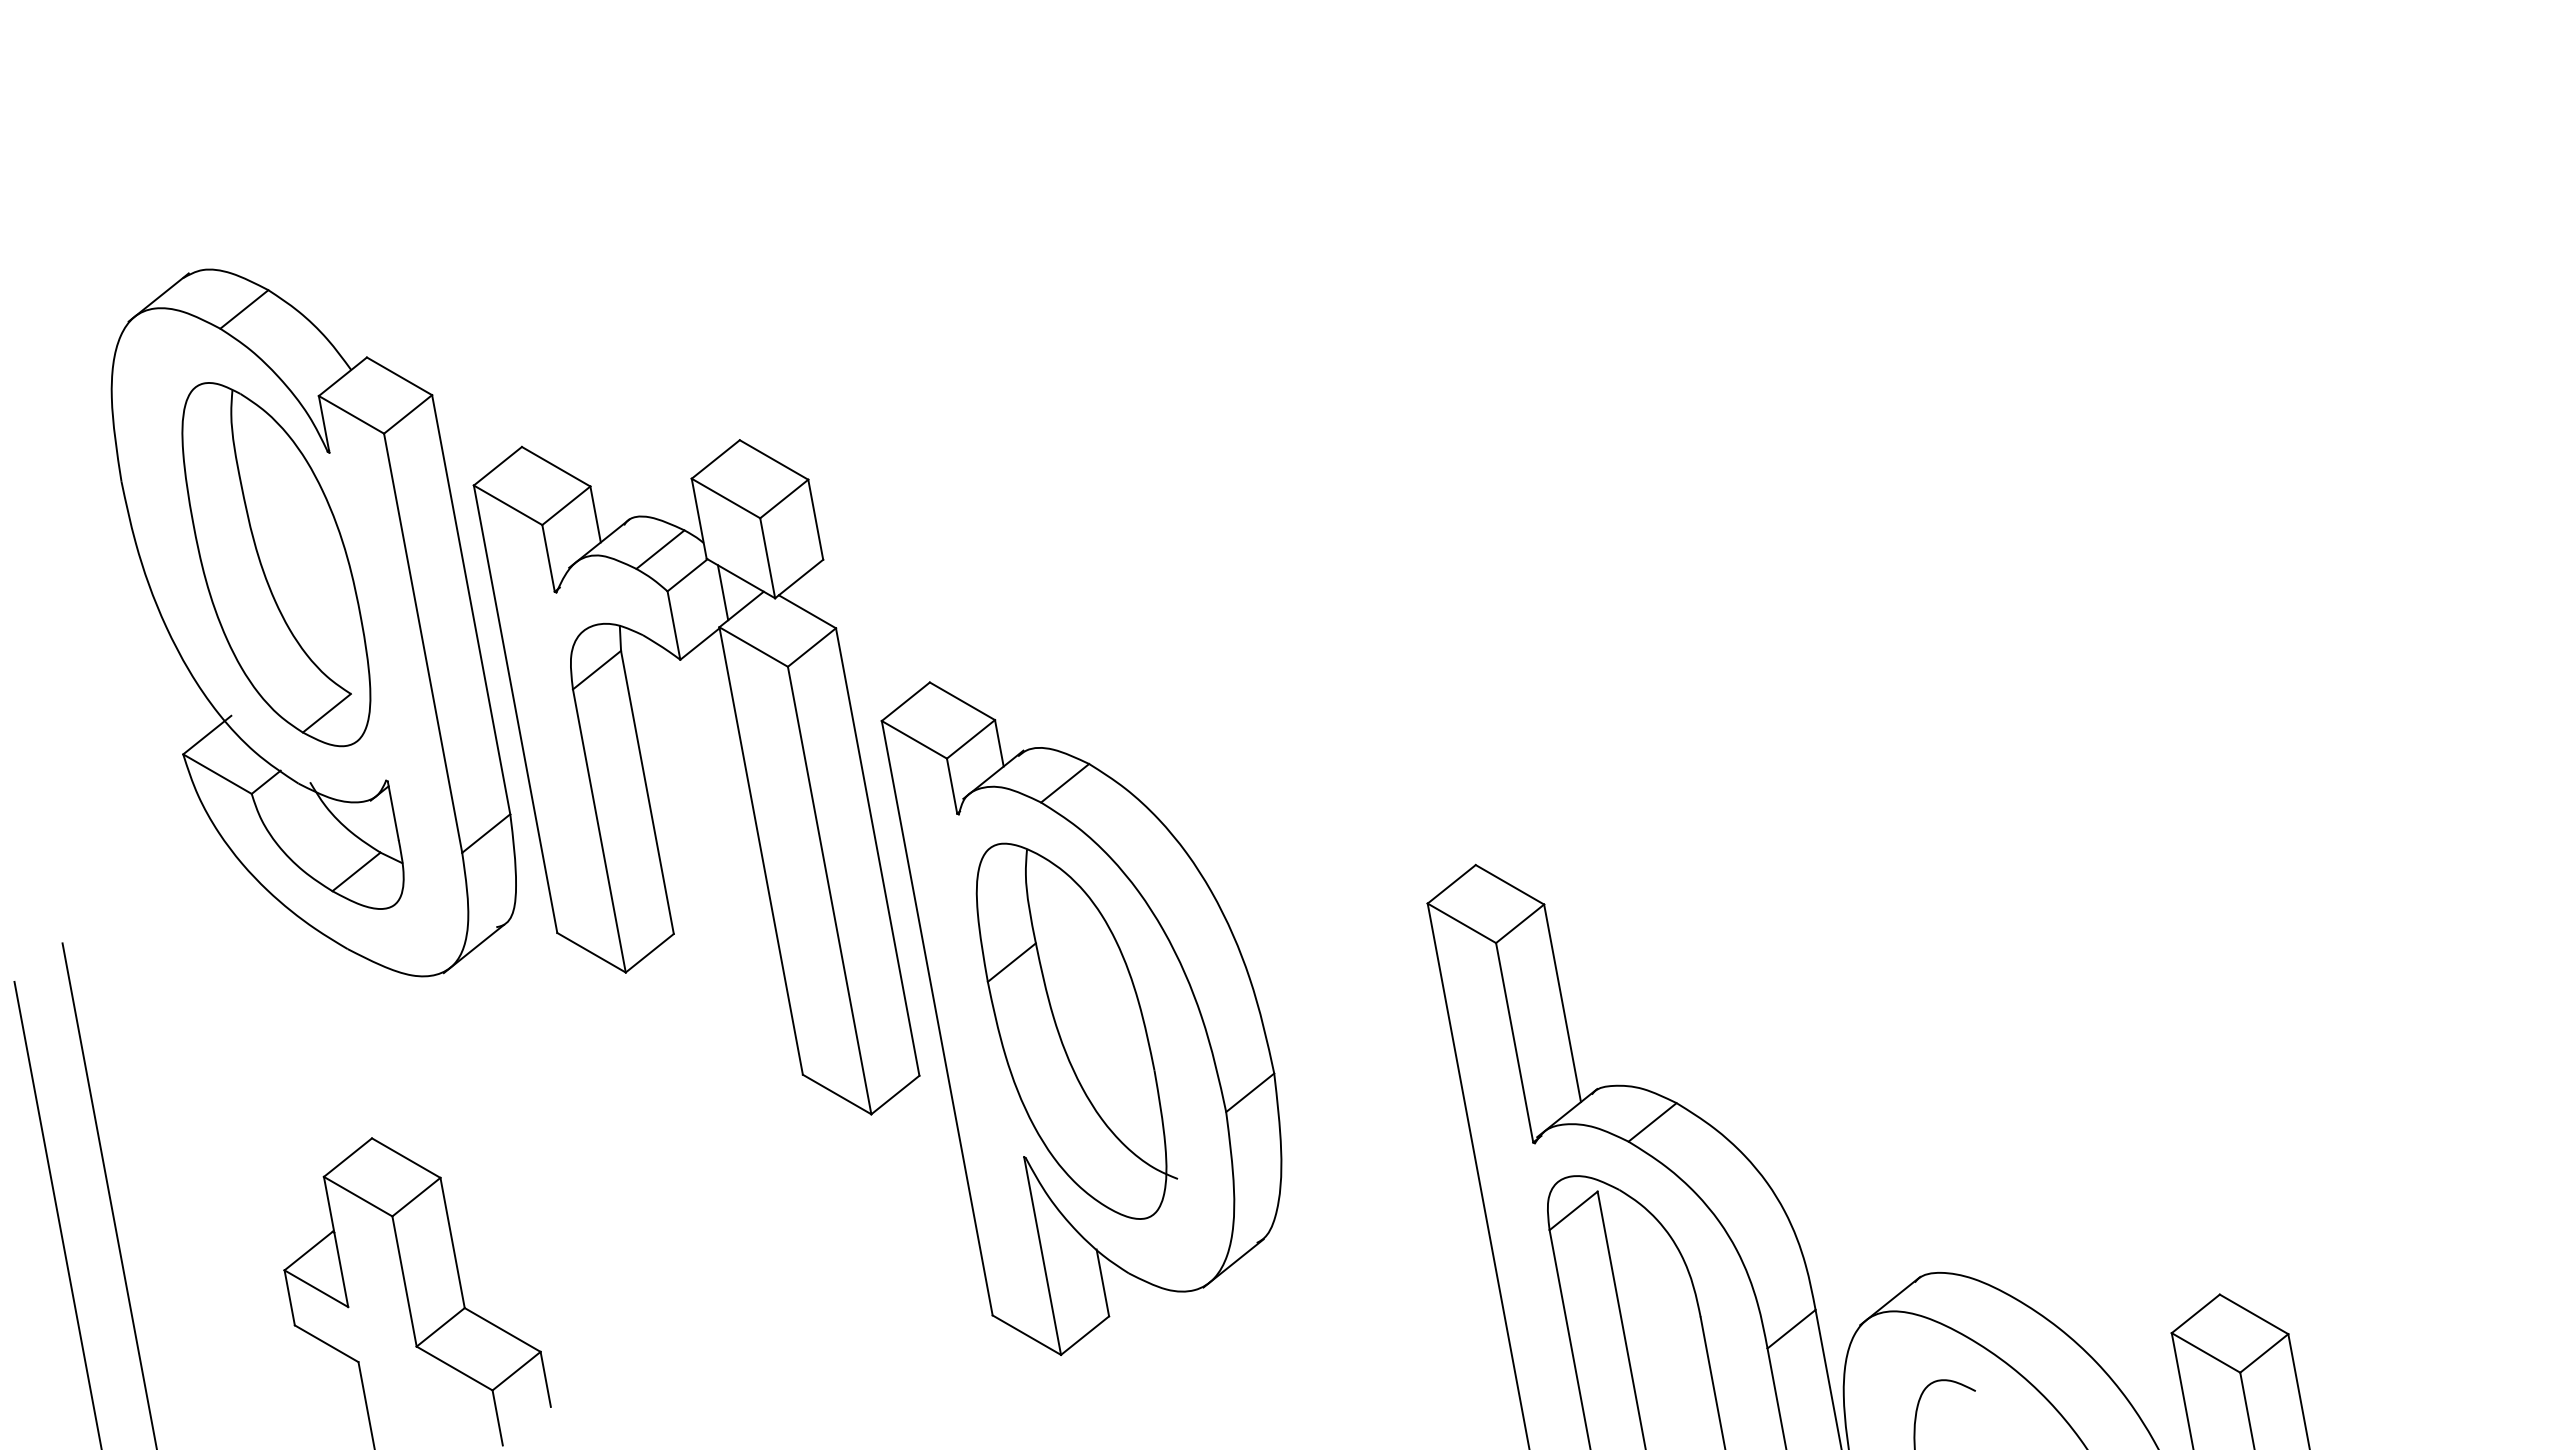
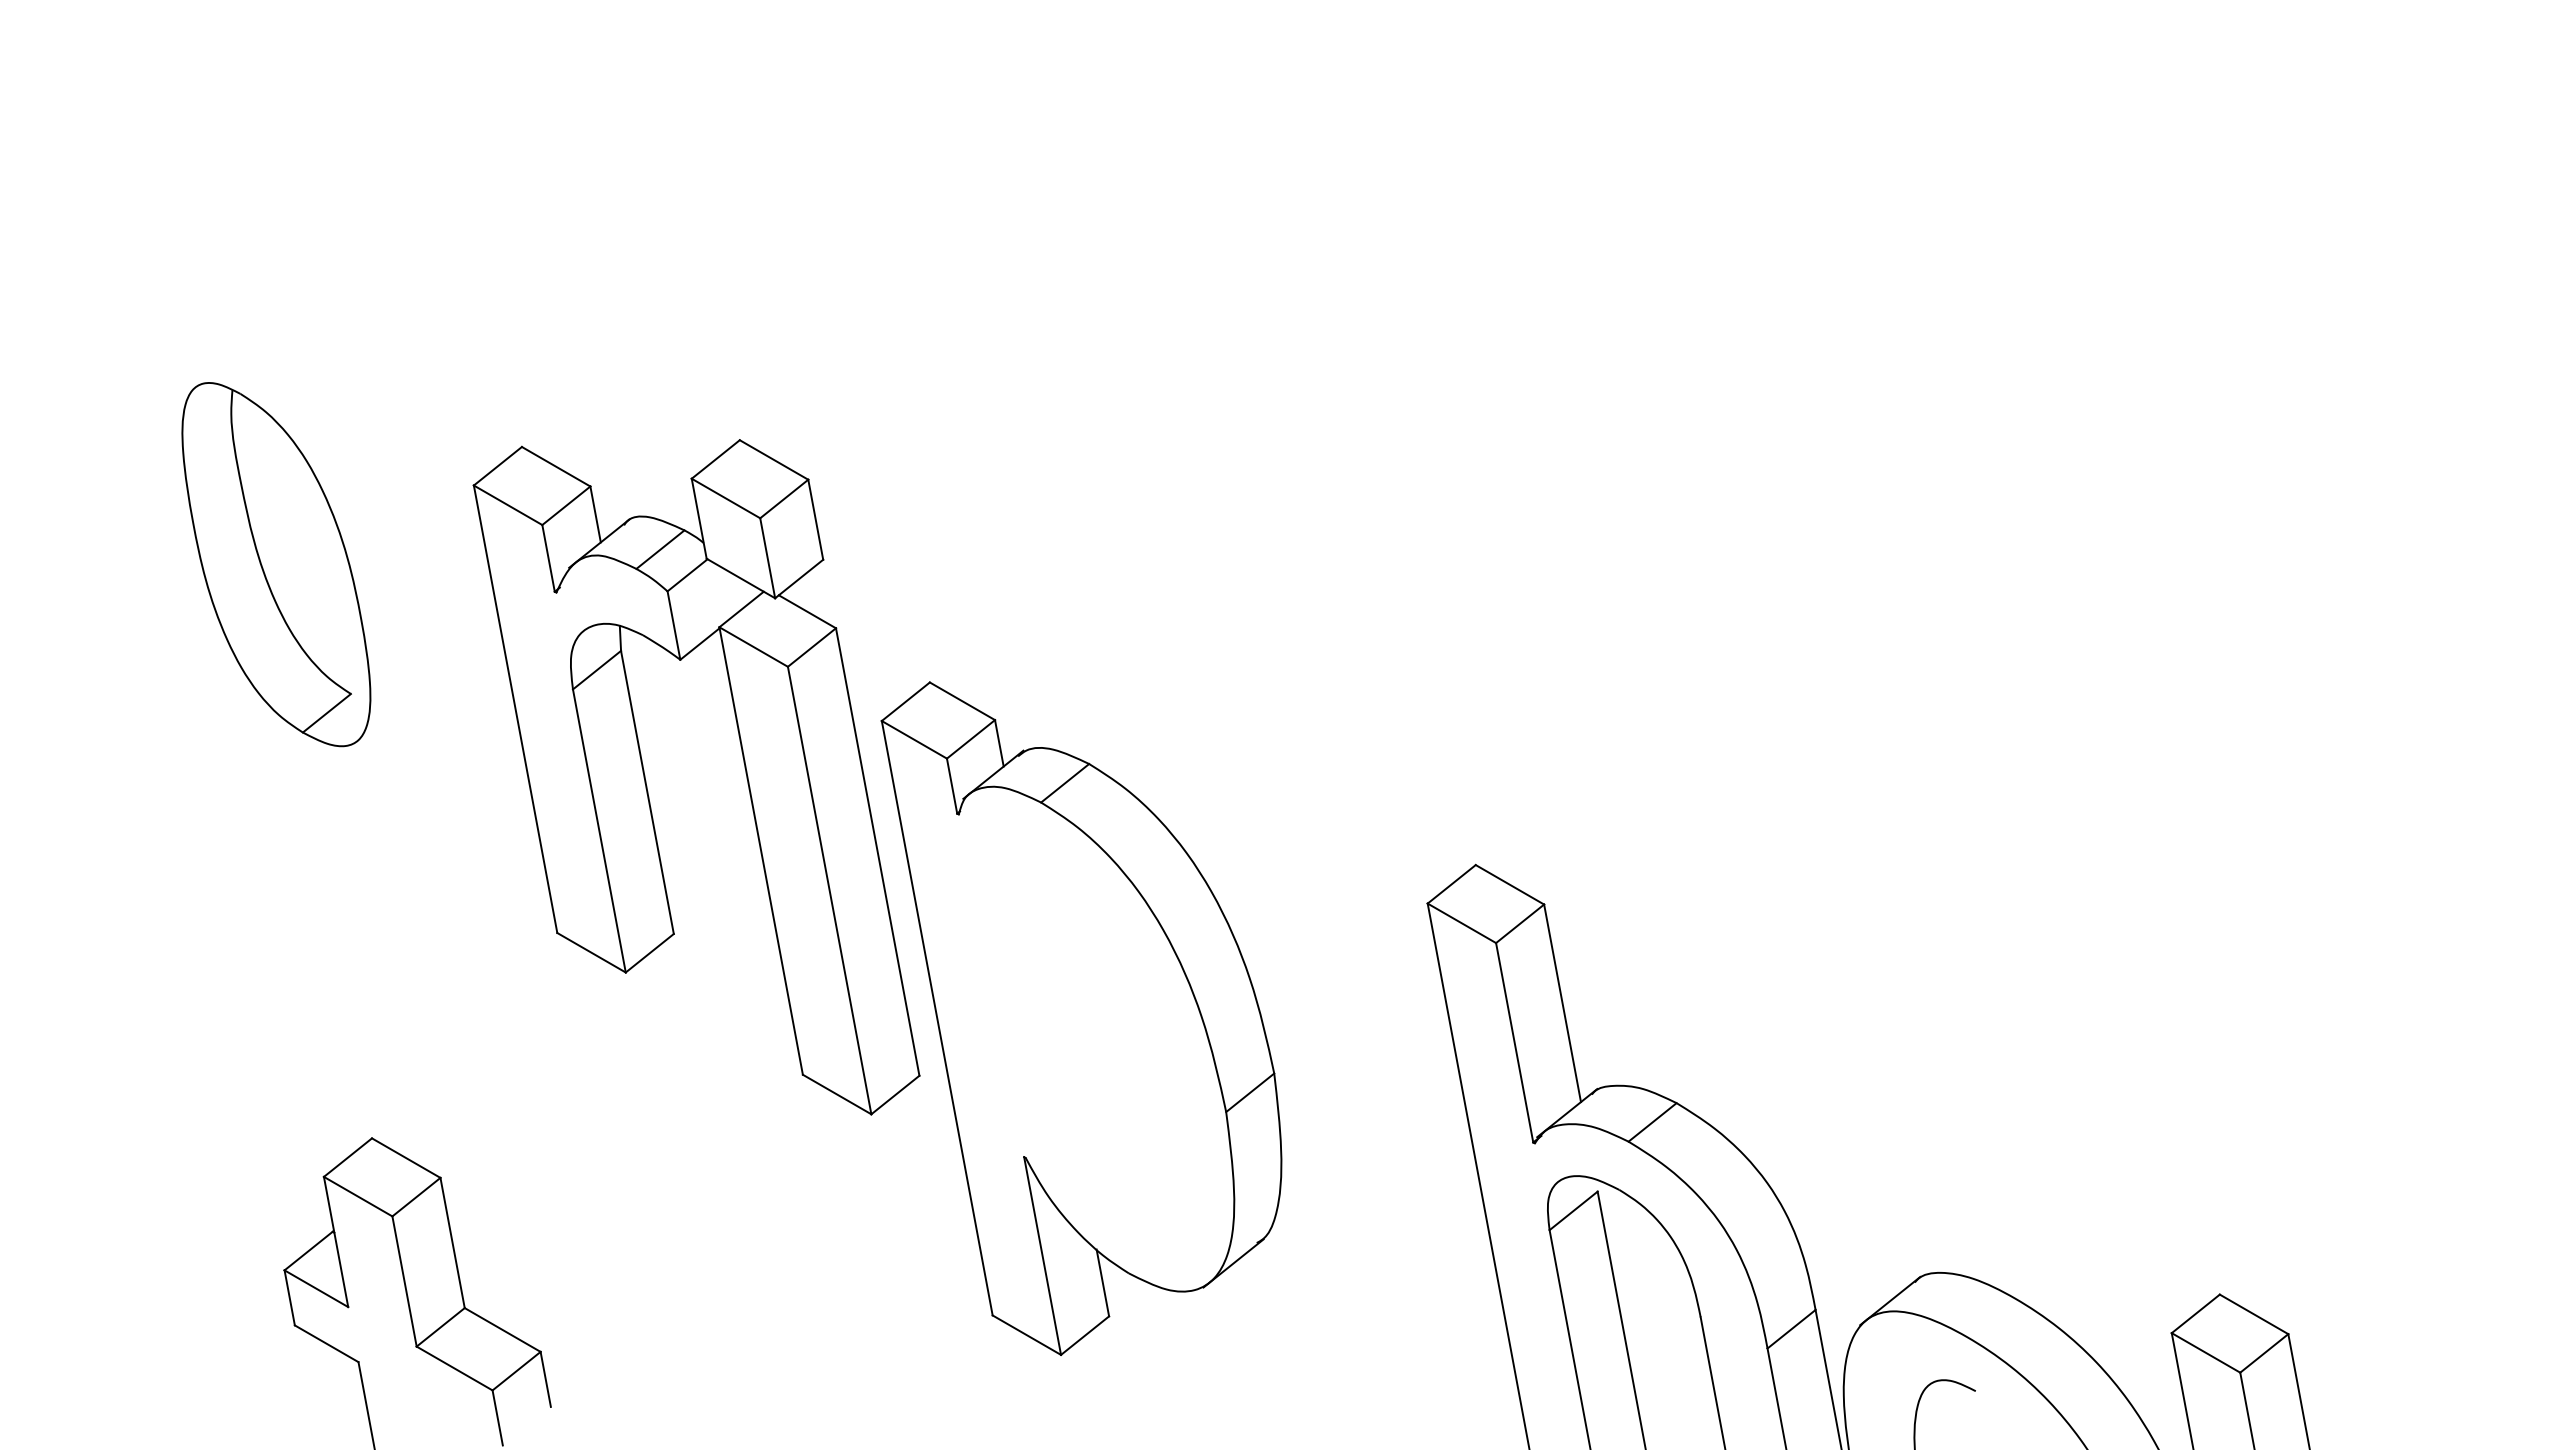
line: present -> none (722, 592)
part: present -> none (313, 622)
part: present -> none (1076, 1030)
line: present -> none (109, 1194)
line: present -> none (57, 1213)
